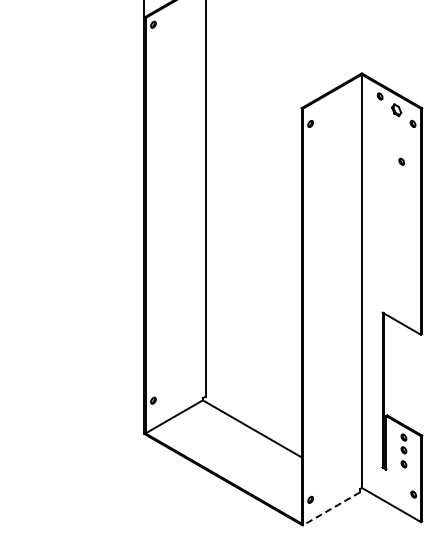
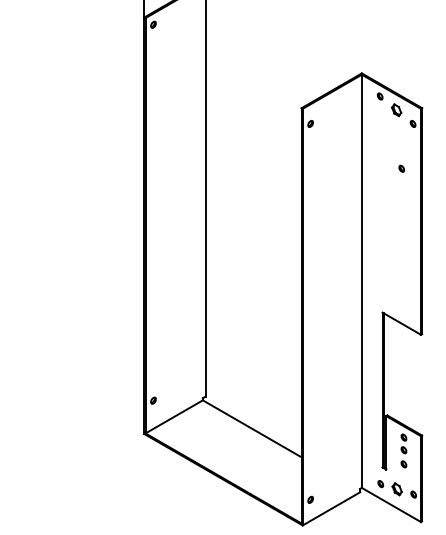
part position: (401, 161) -> (401, 168) (401, 168)
part: none -> present (389, 488)
line: dashed -> solid (330, 509)
